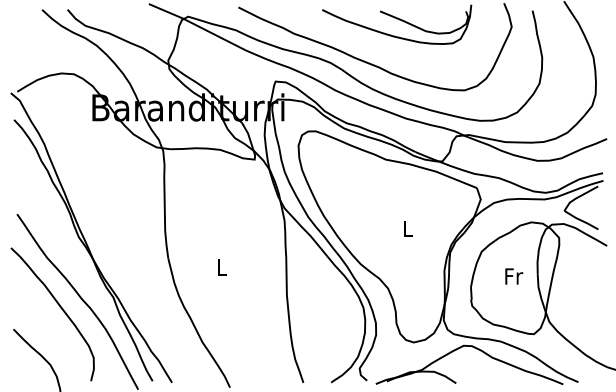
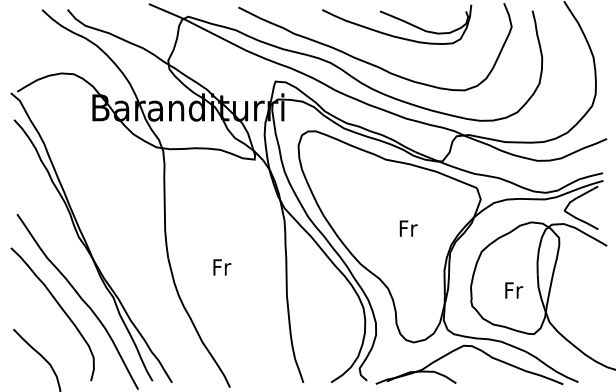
text: L -> Fr (408, 228)
text: L -> Fr (222, 267)
text position: (514, 276) -> (514, 290) (514, 290)
